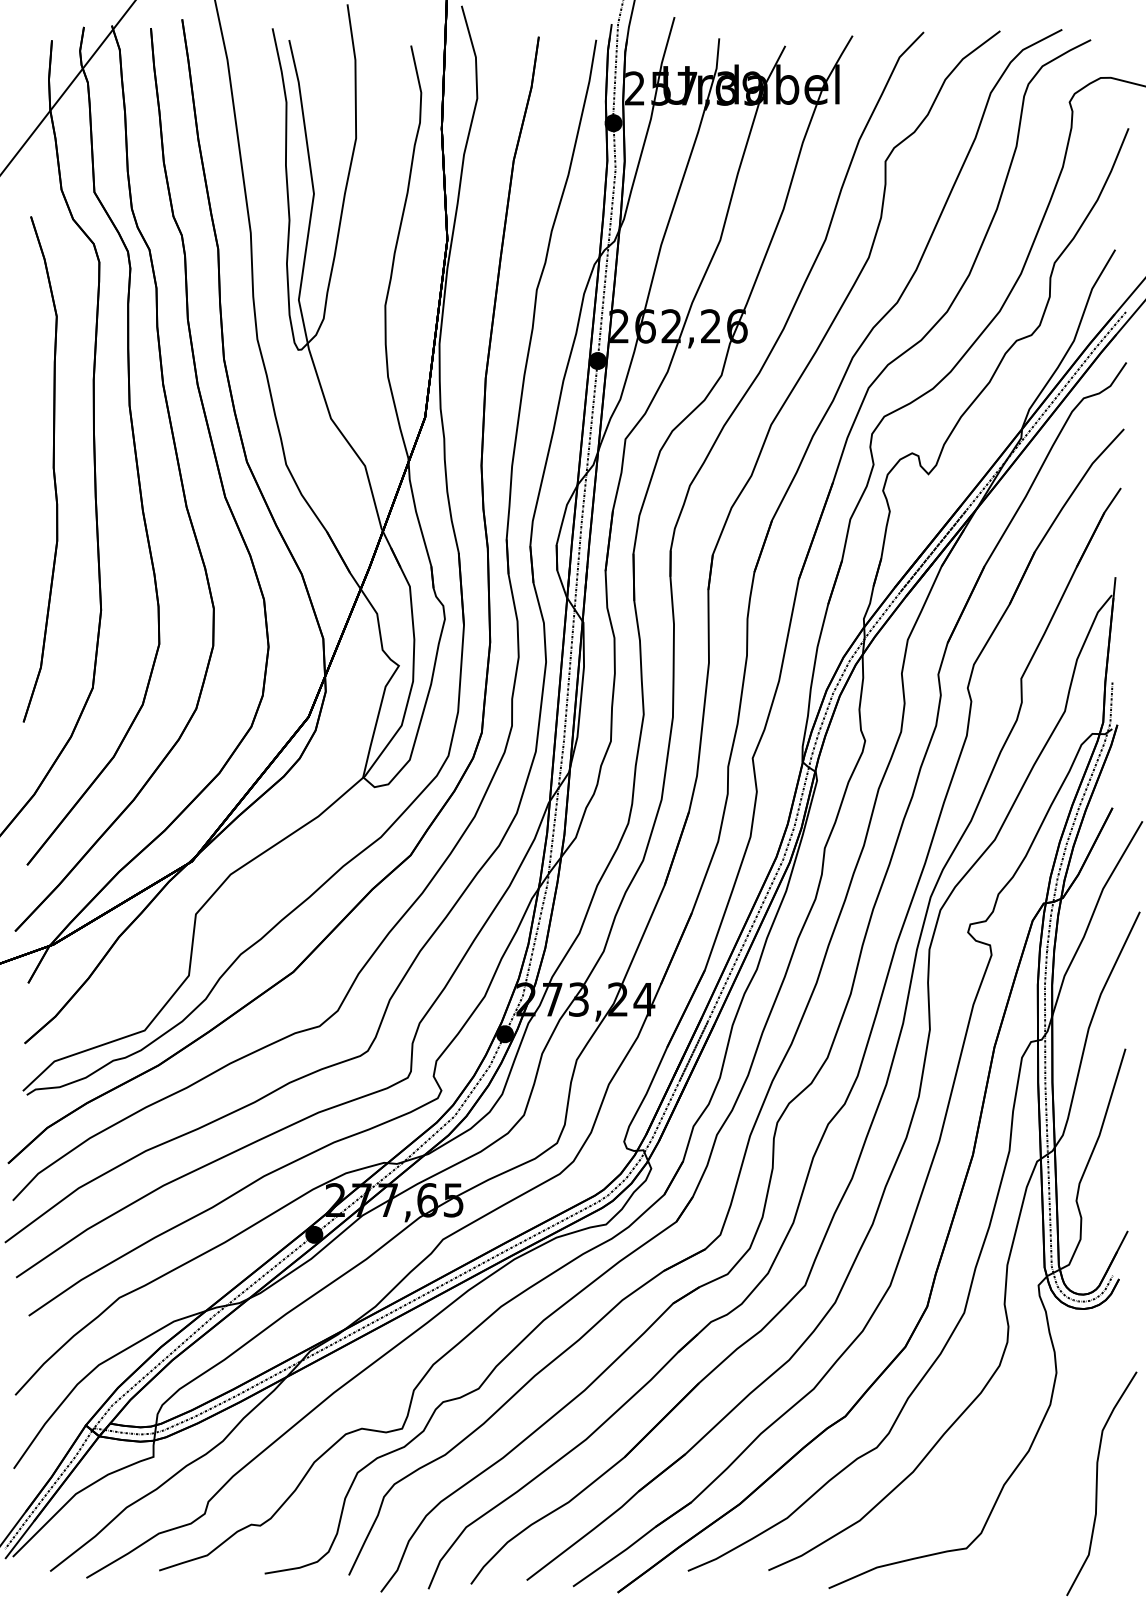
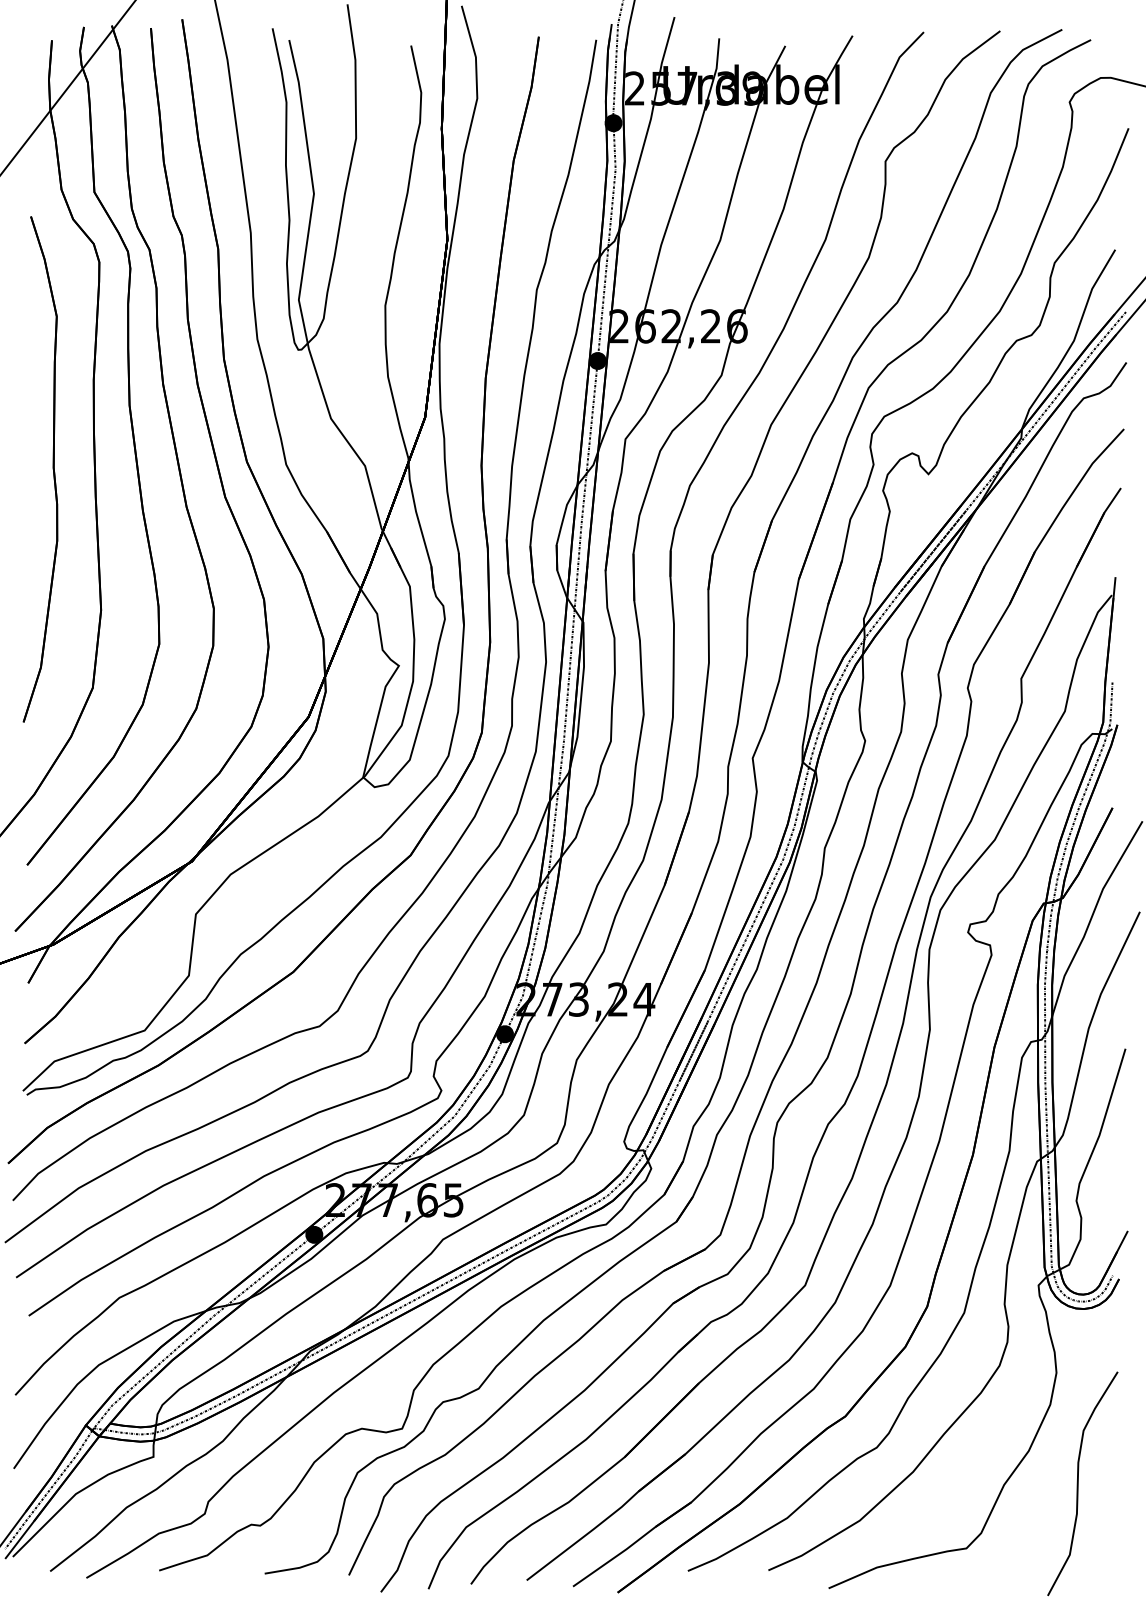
part position: (1101, 1483) -> (1082, 1483) (1082, 1483)
